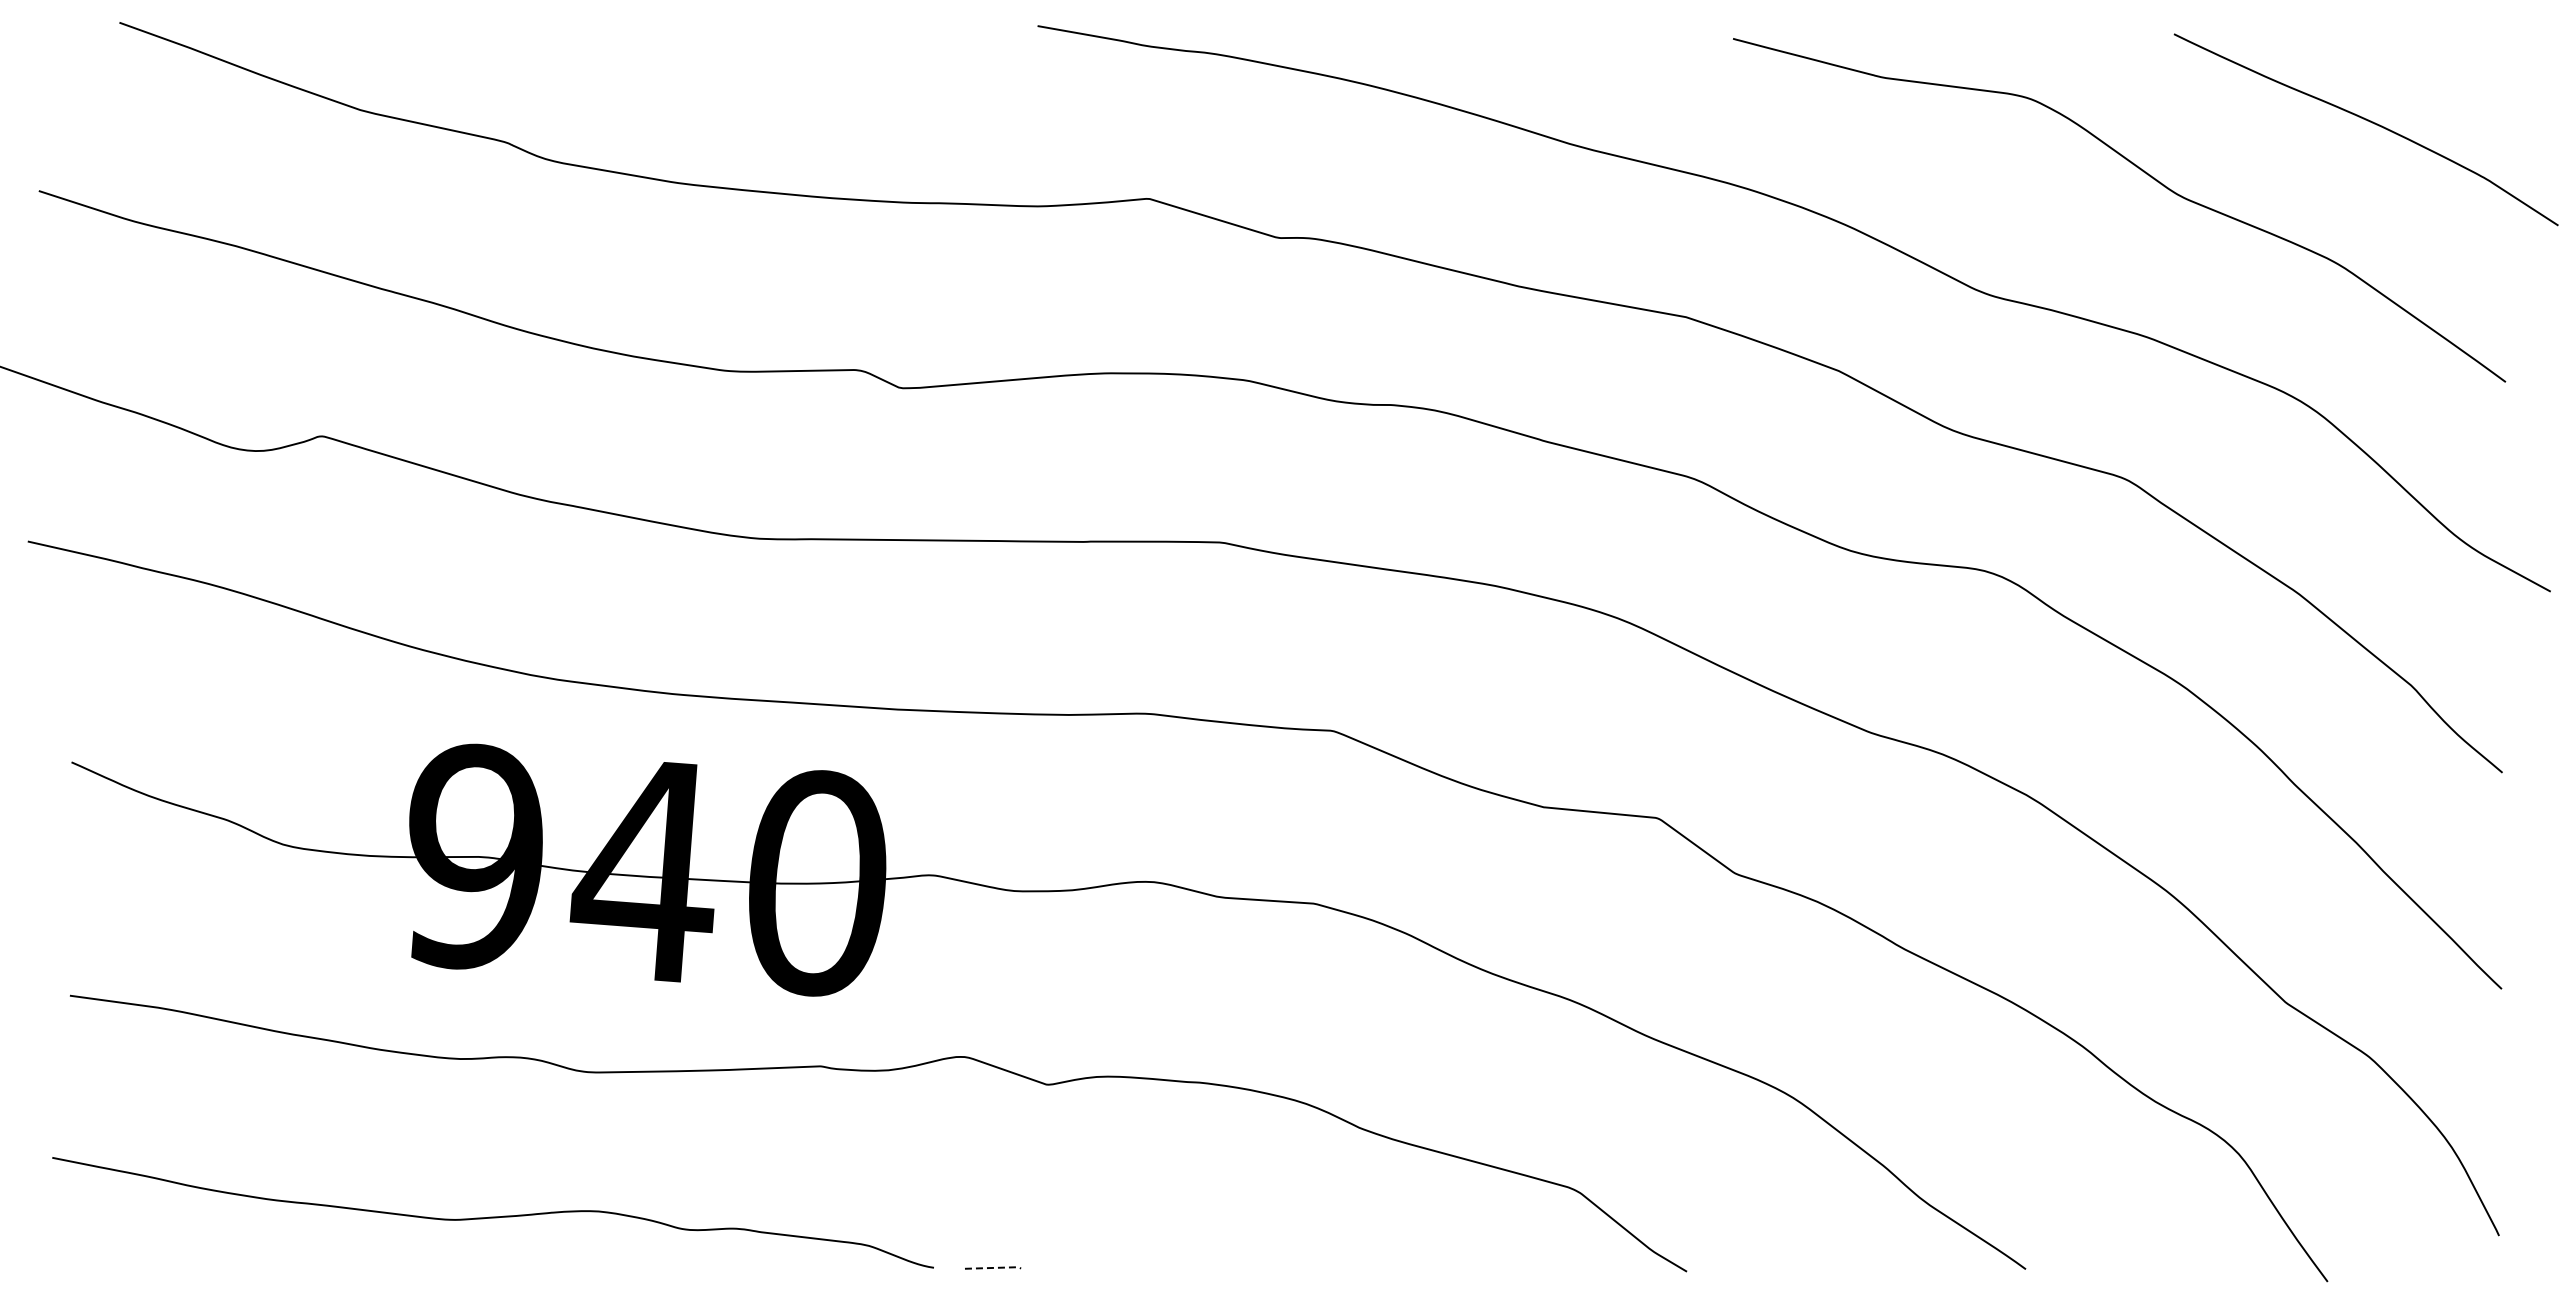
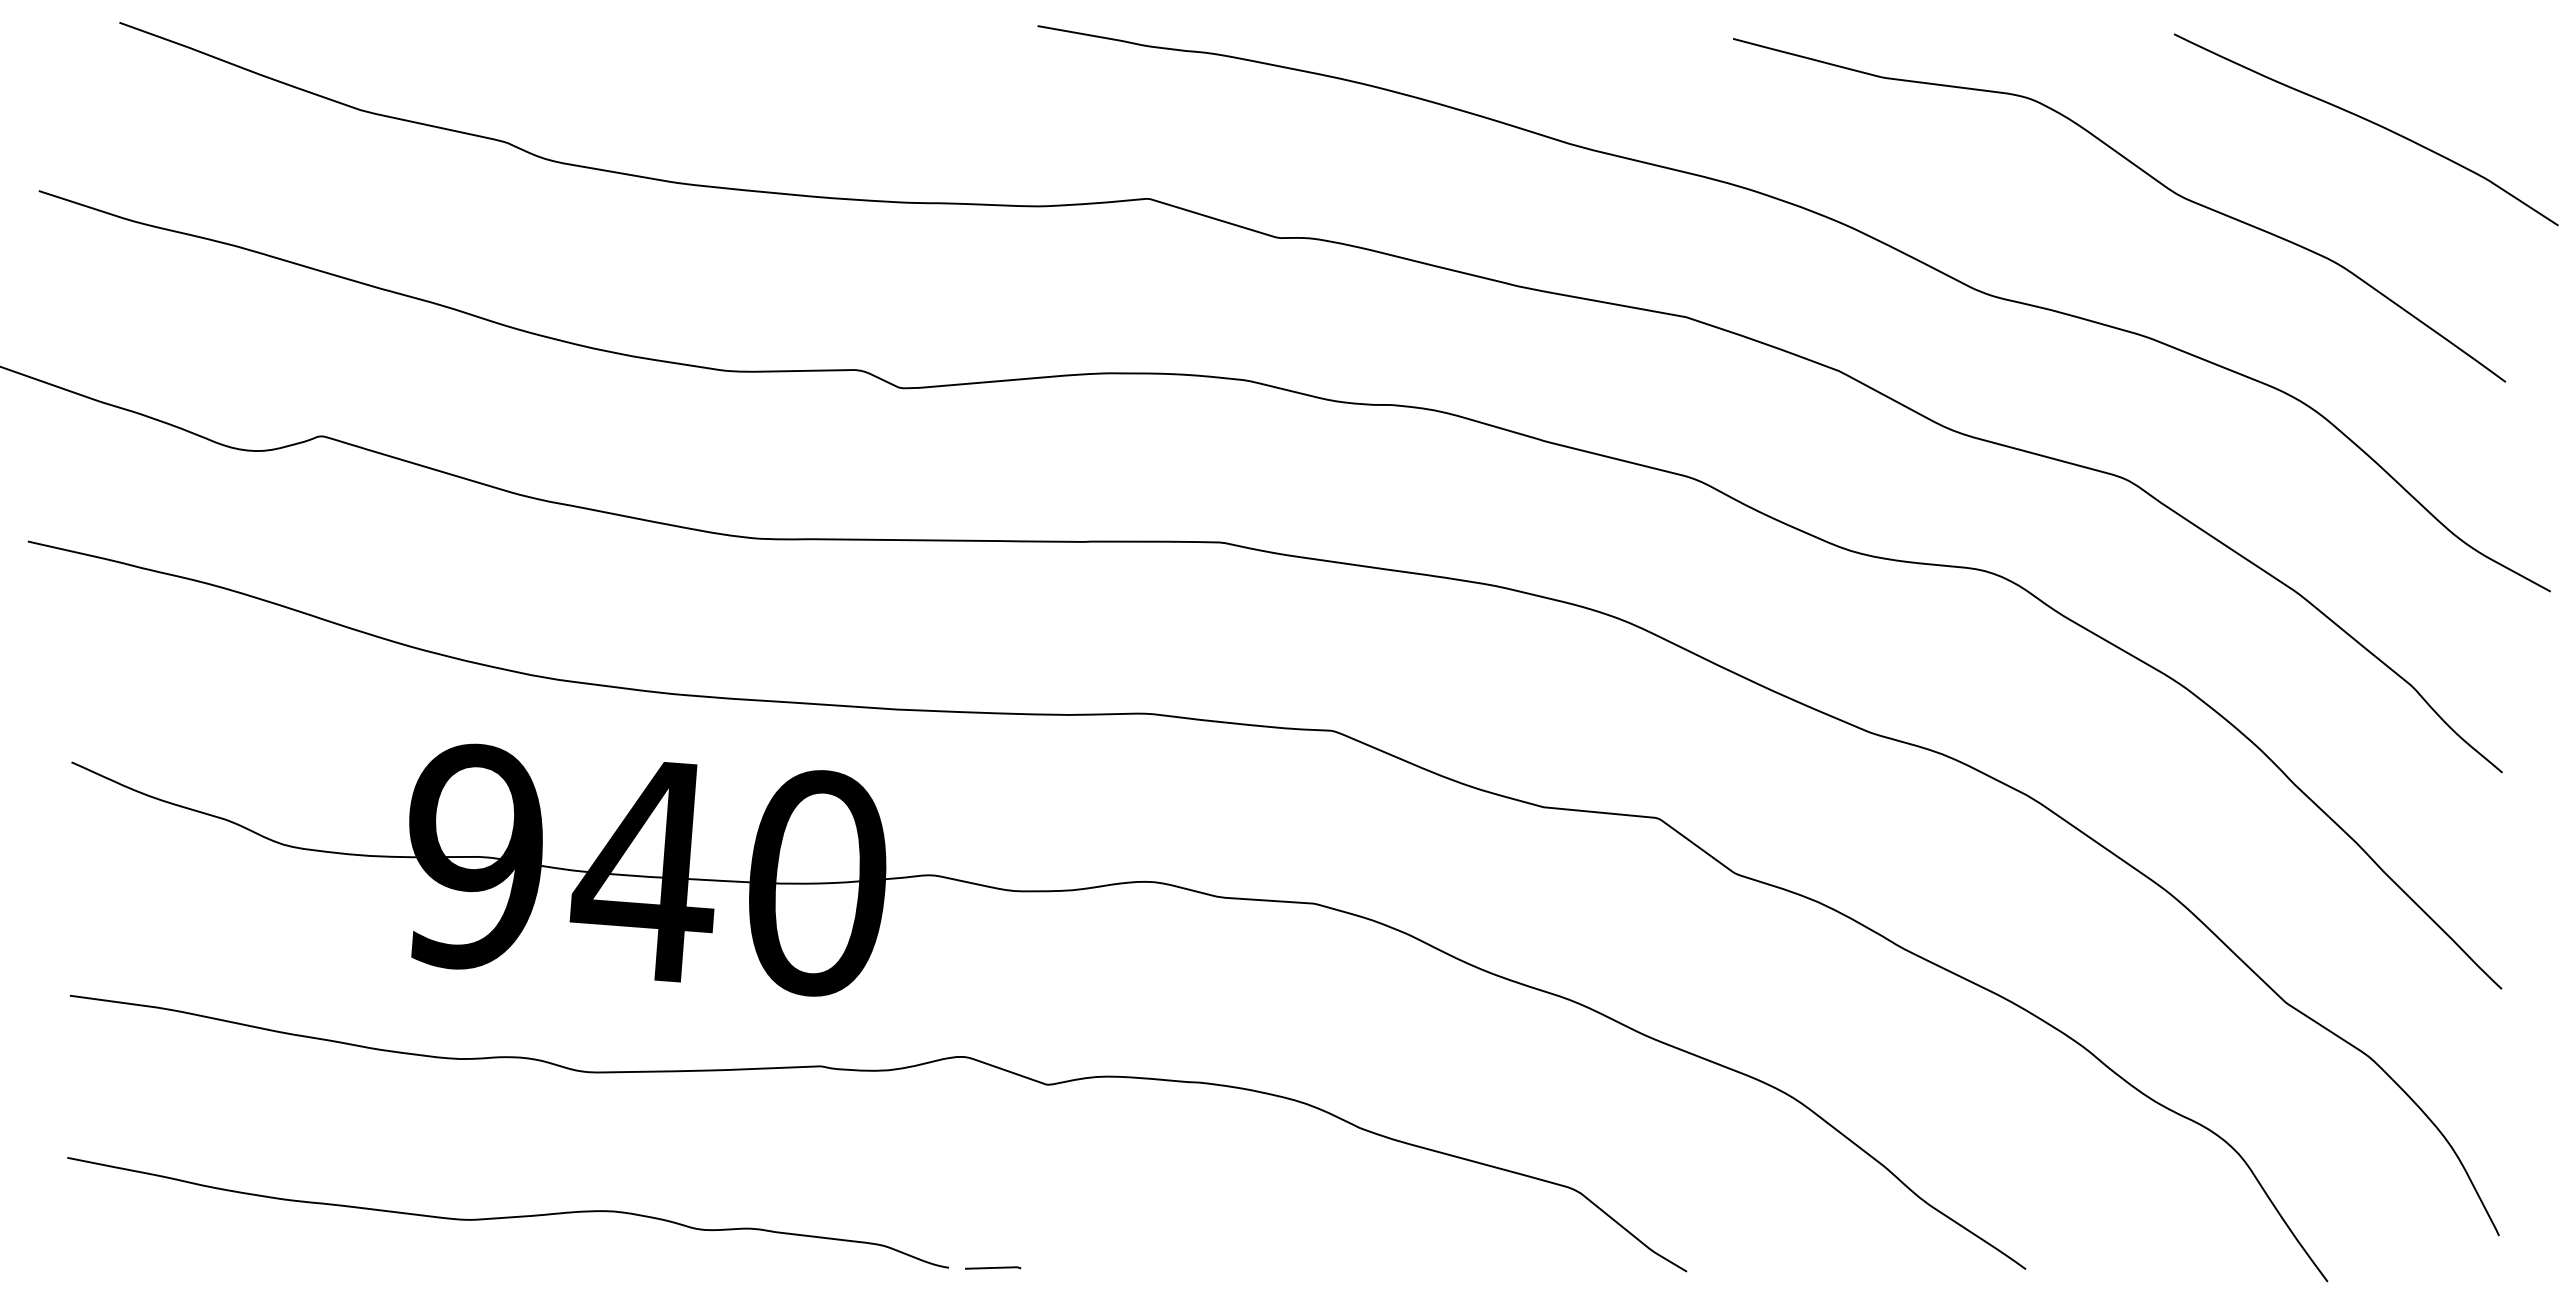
curve position: (492, 1216) -> (507, 1216) (507, 1216)
line: dashed -> solid (994, 1267)
